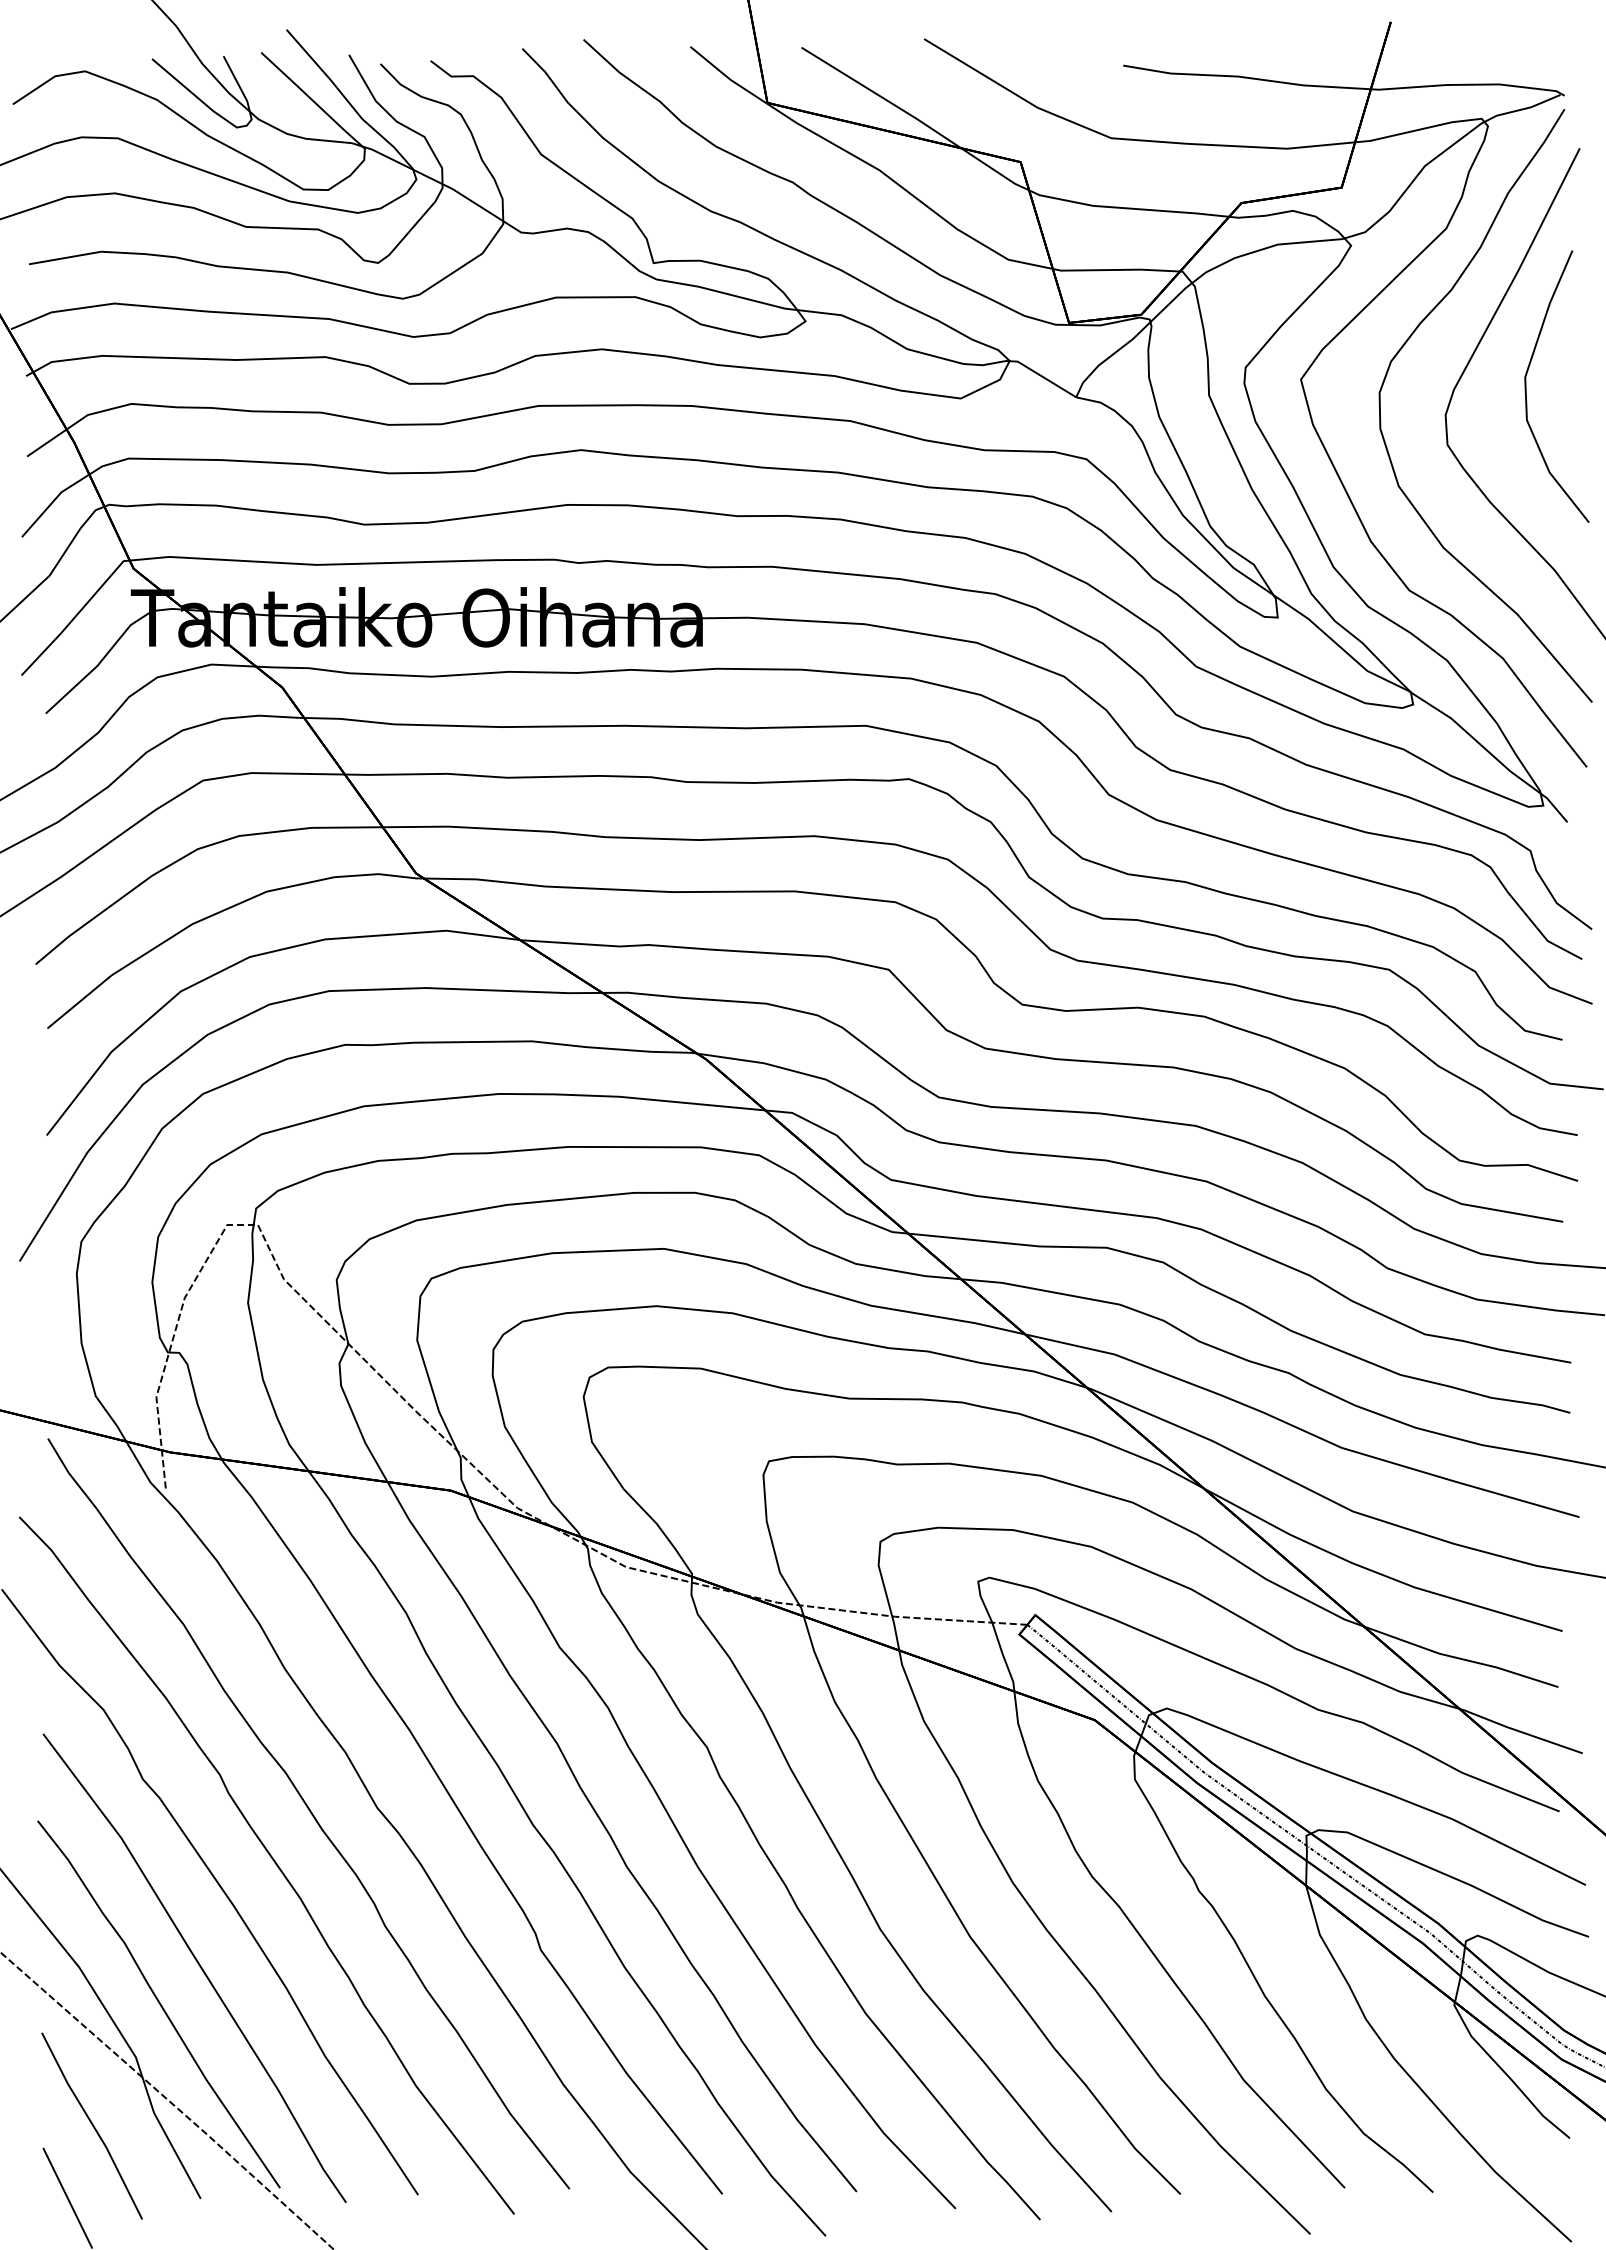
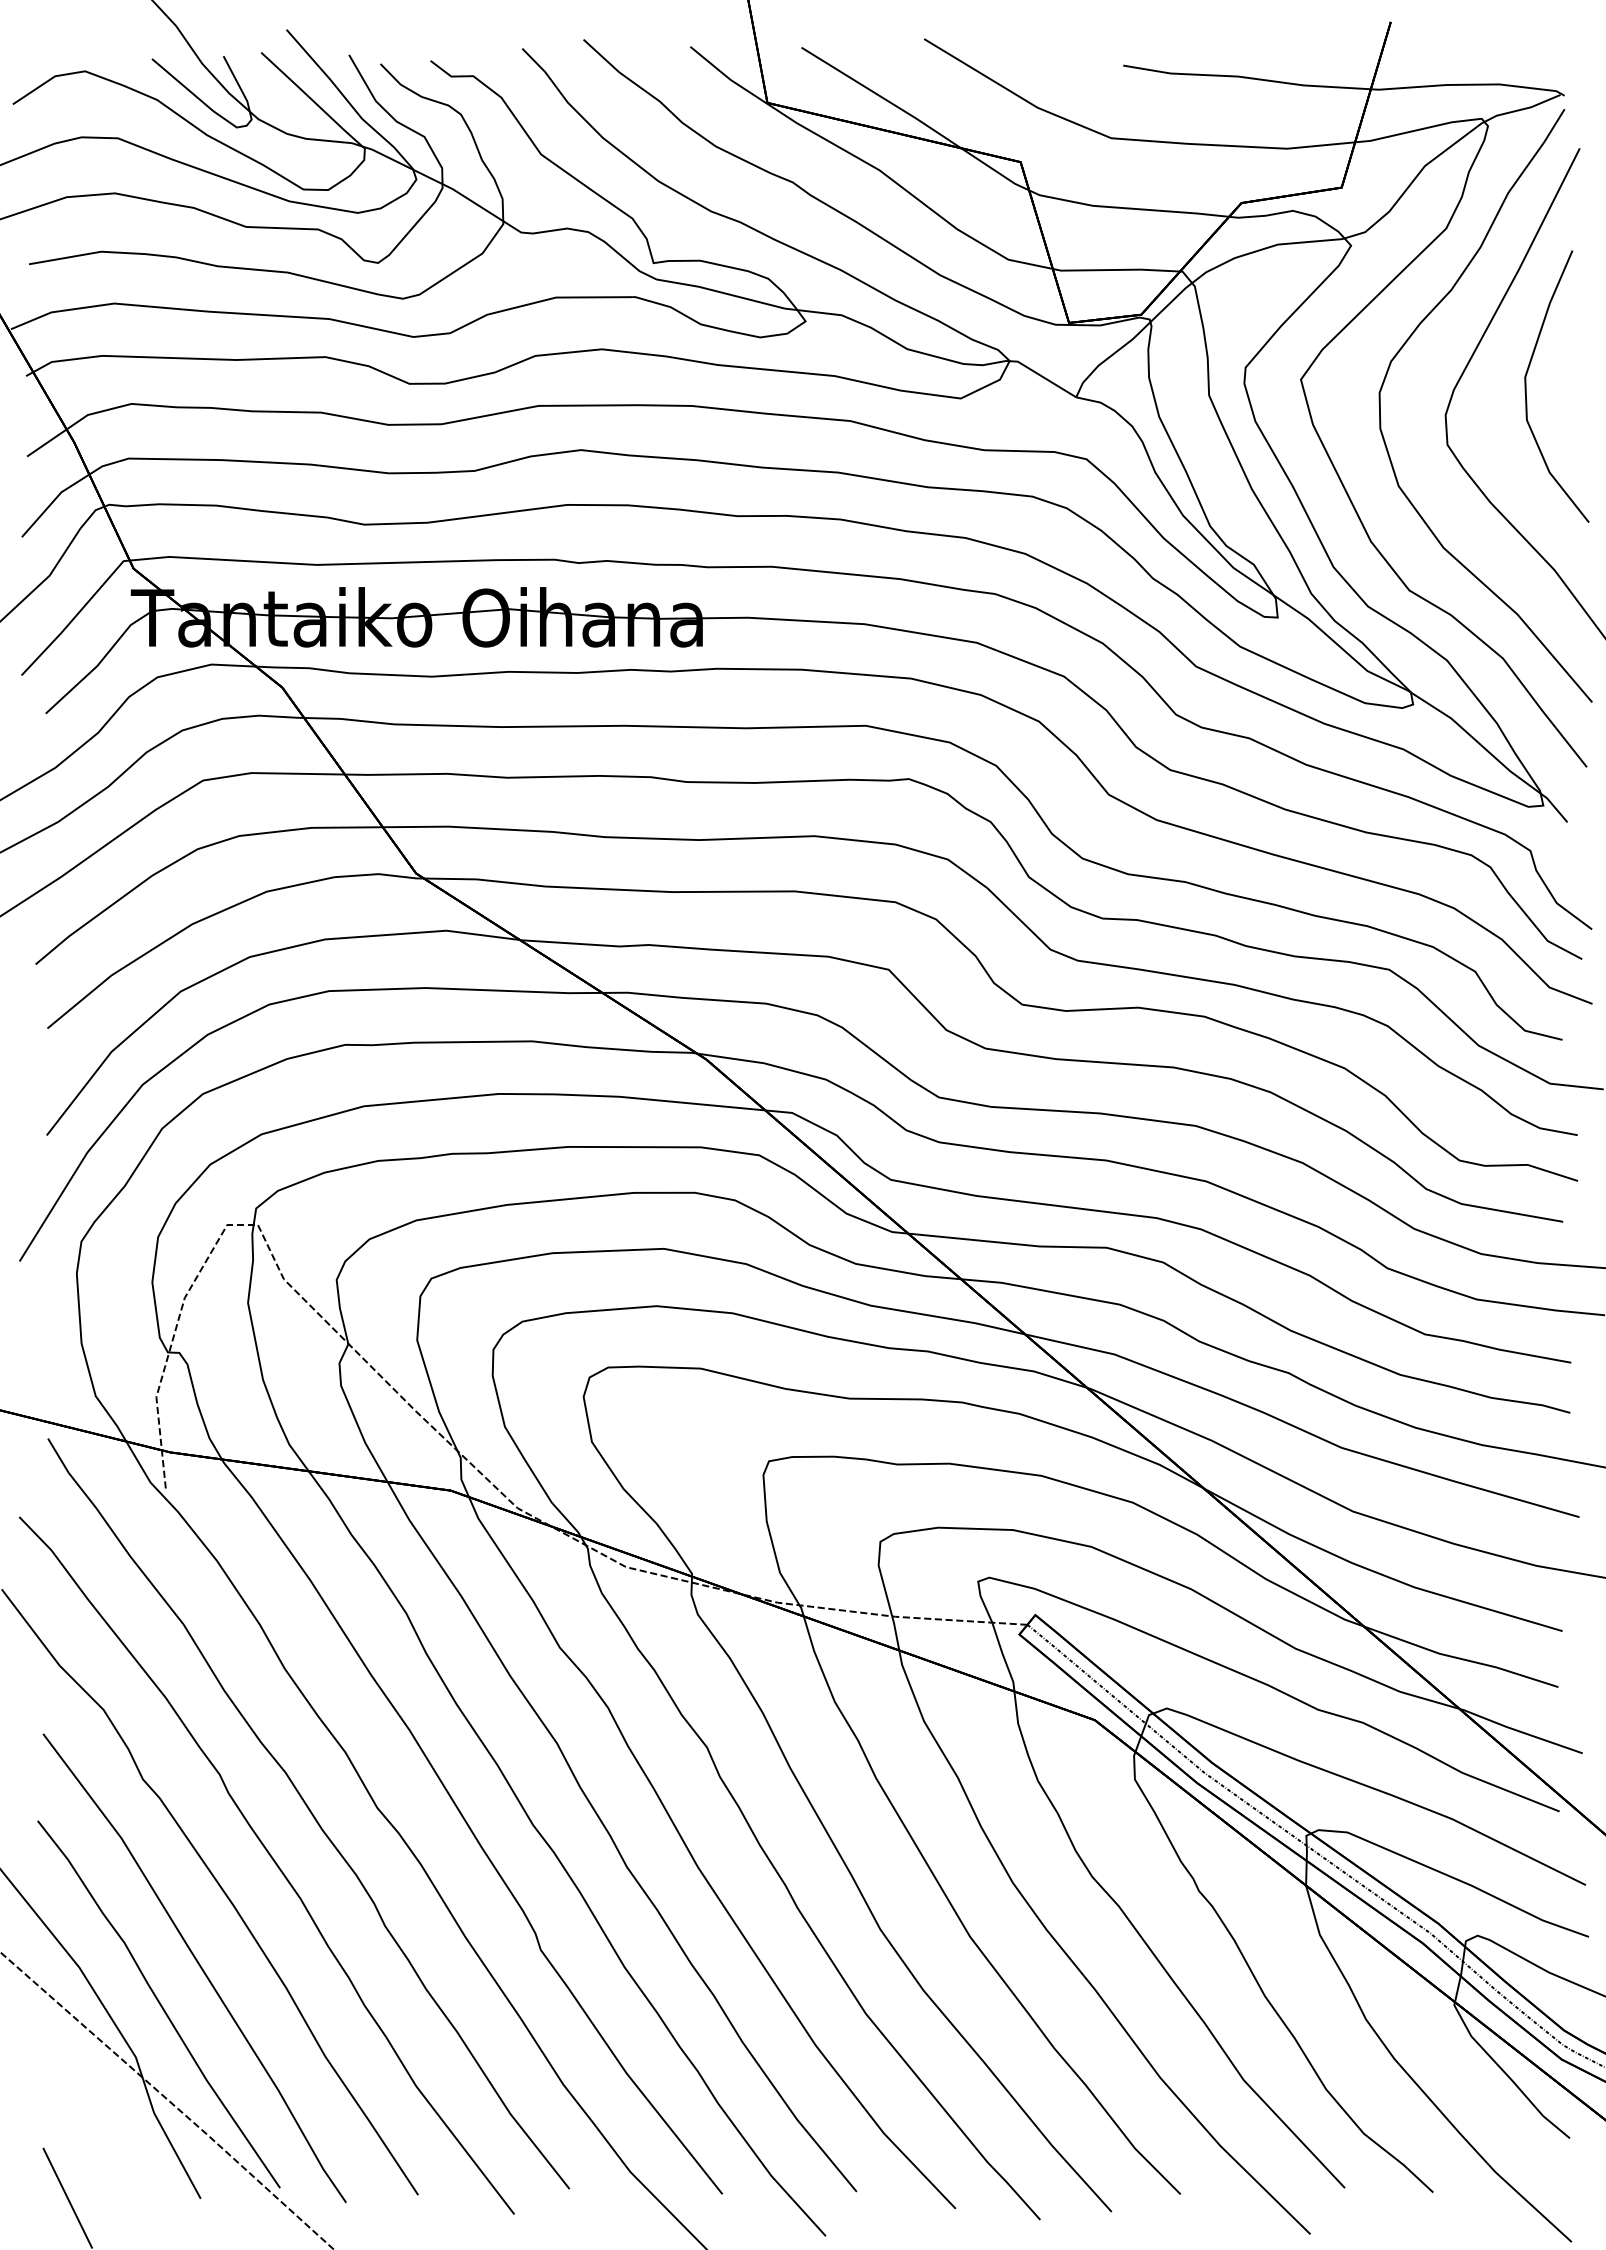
line: present -> none (91, 2124)
